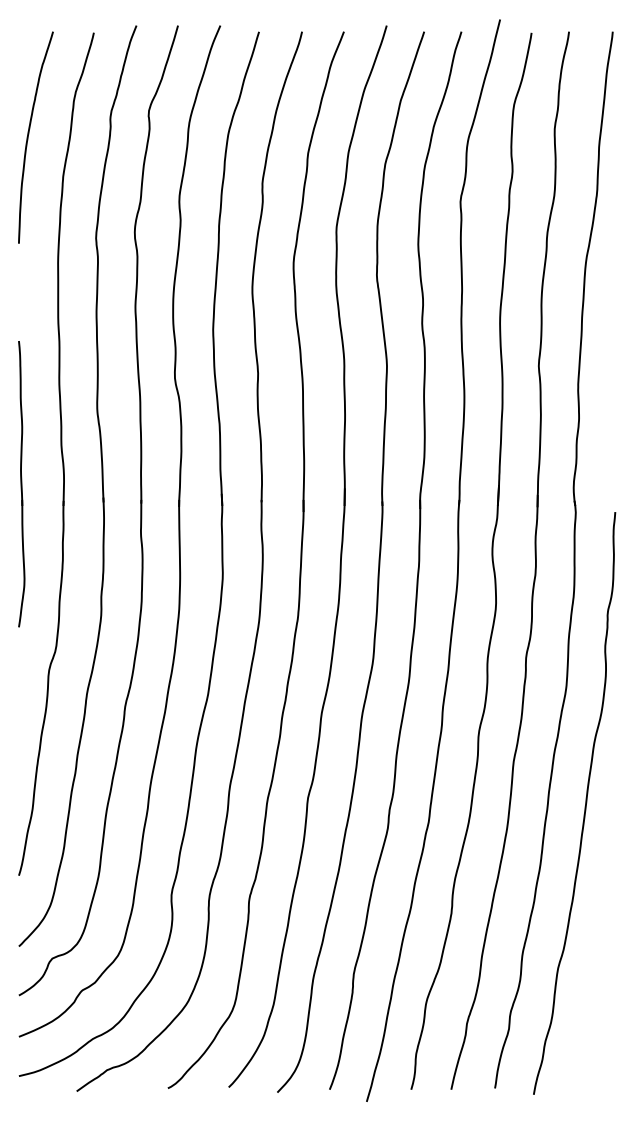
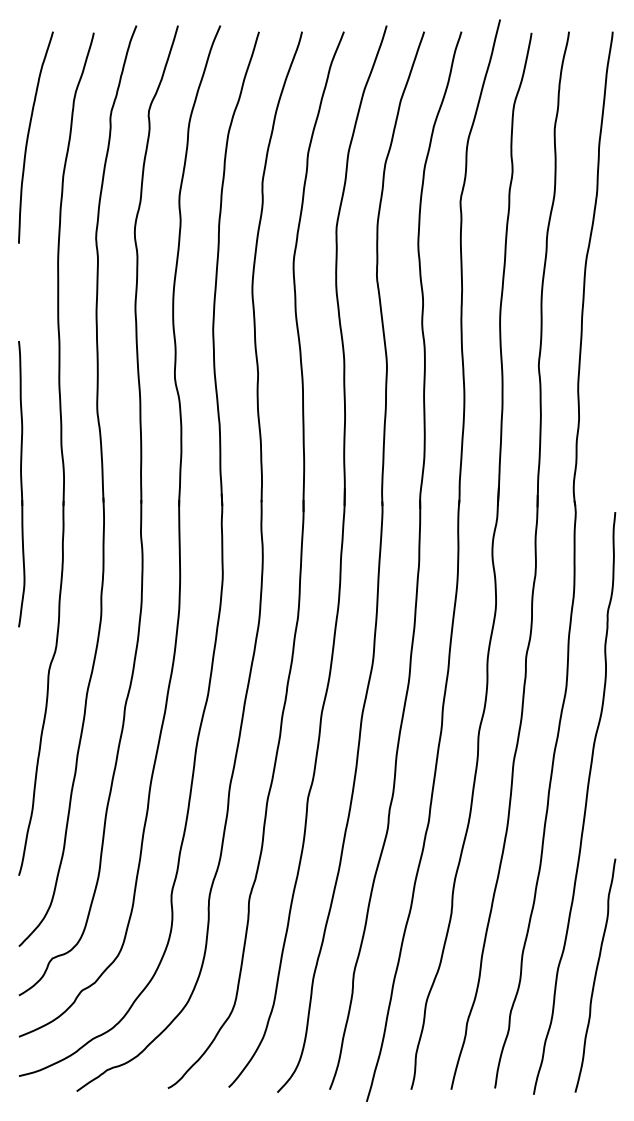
curve: none -> present (595, 975)
